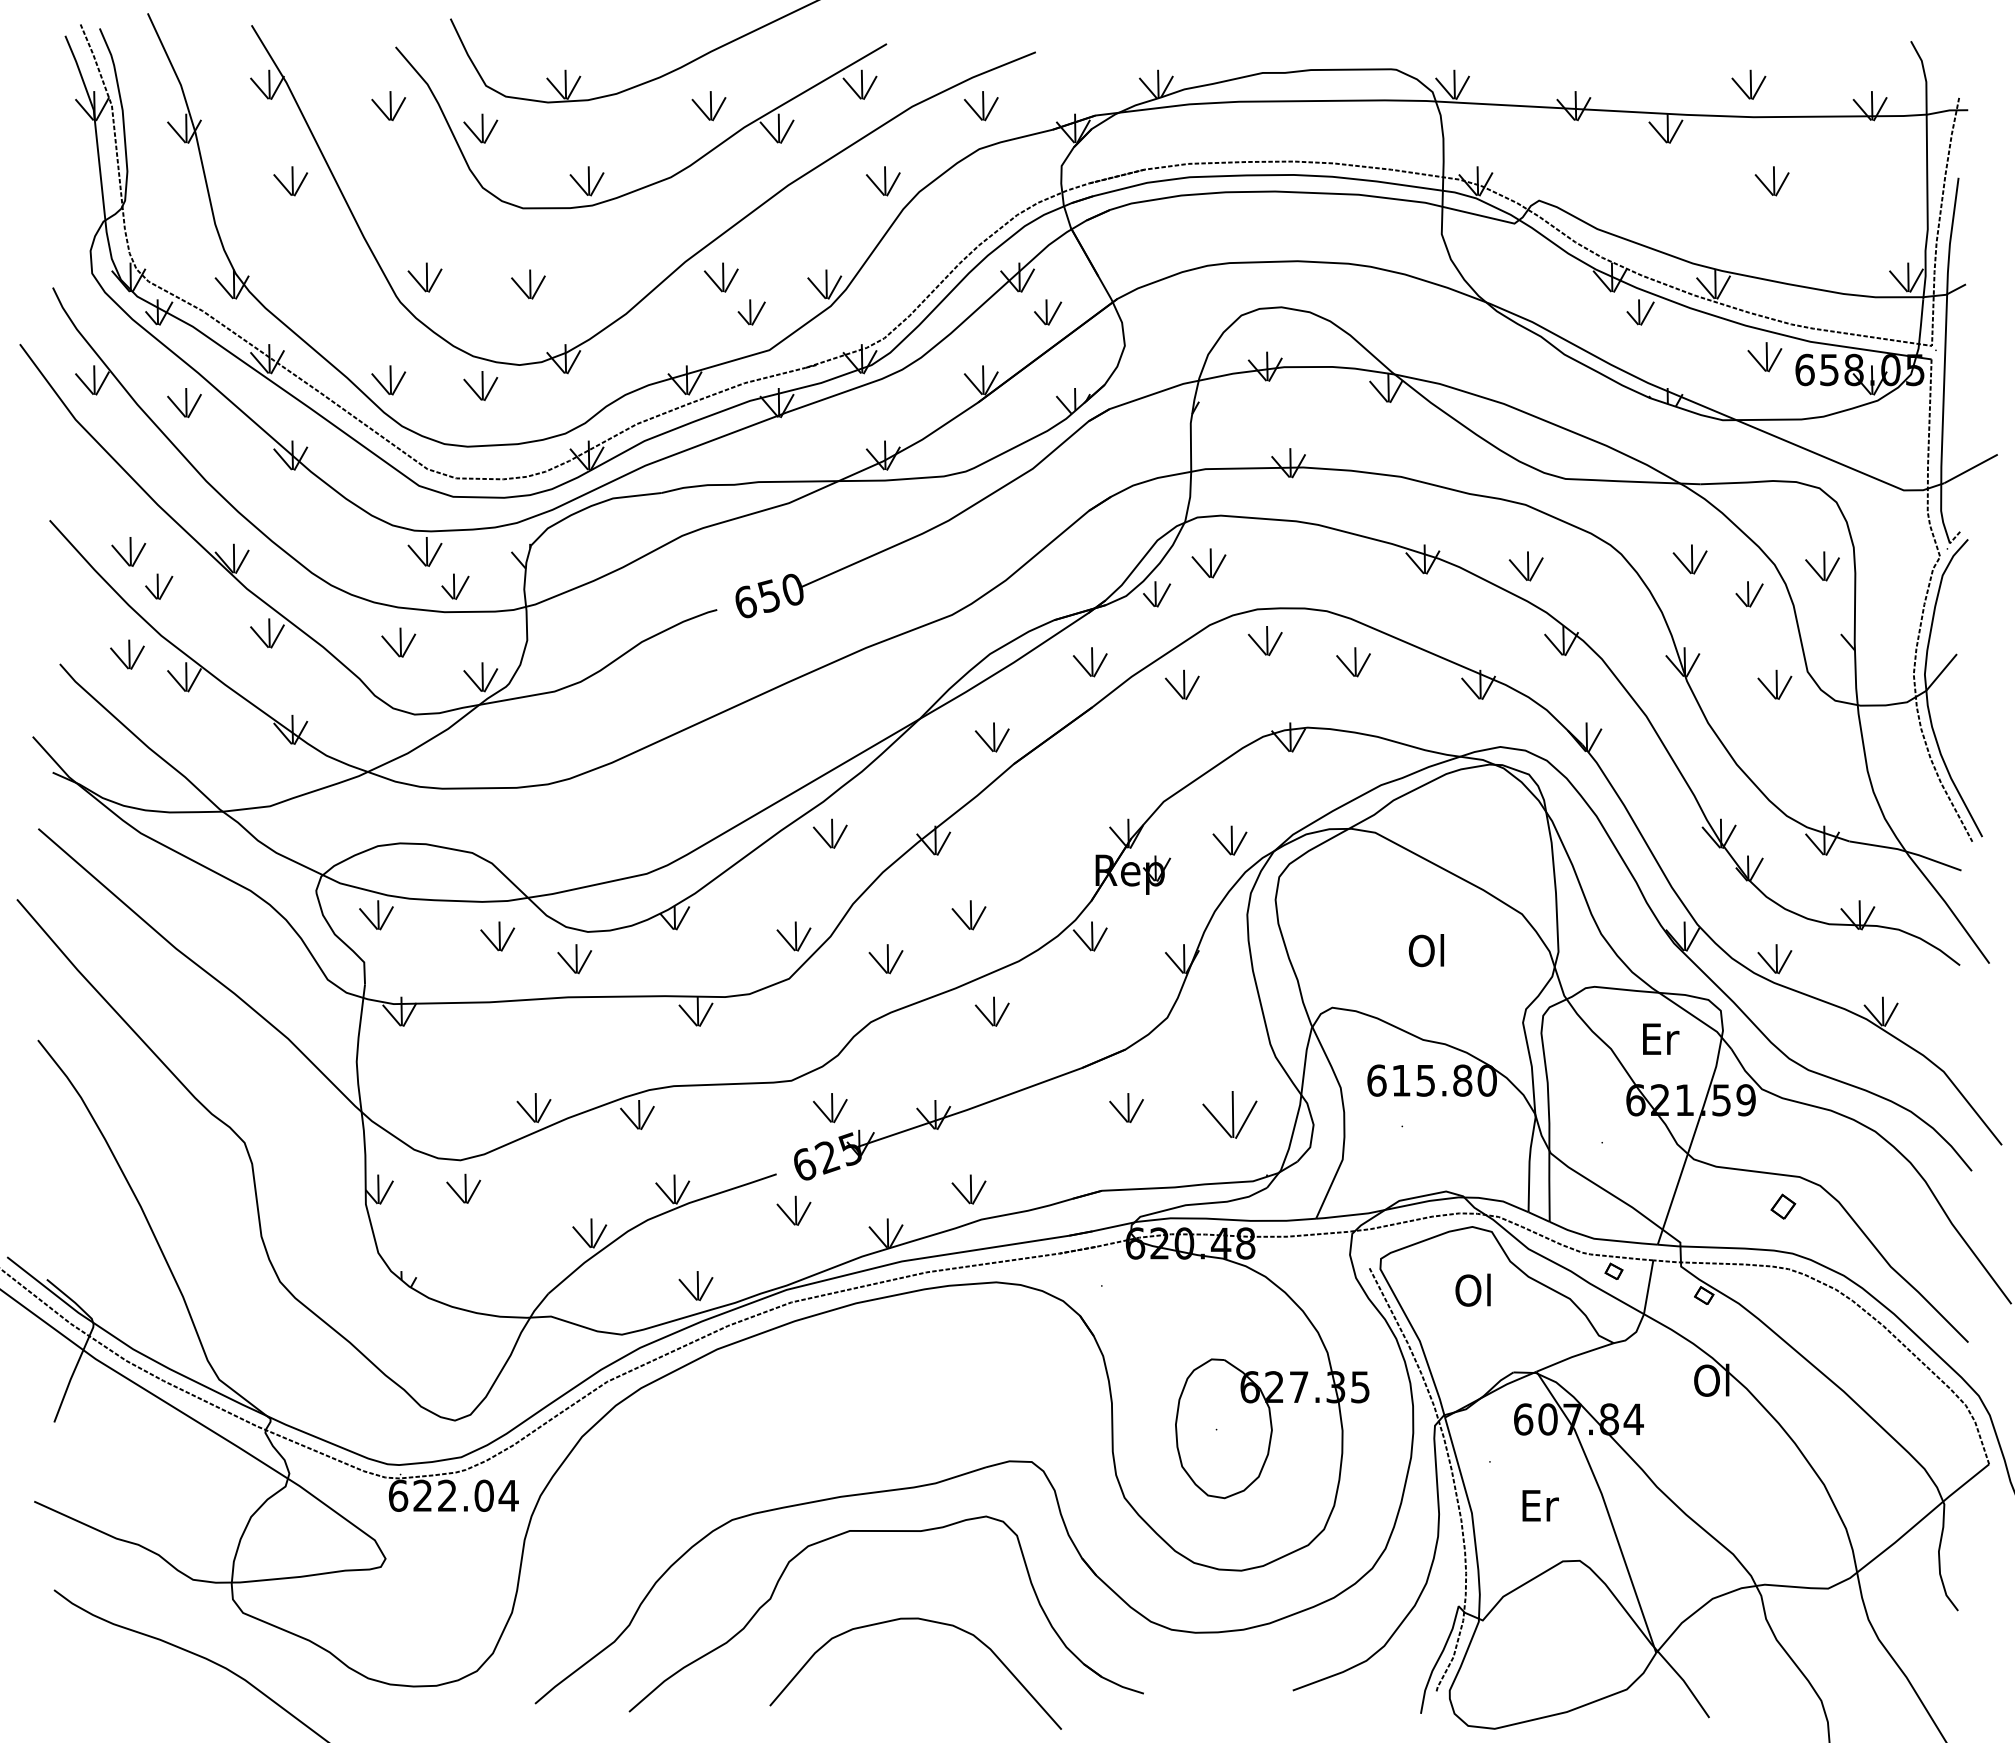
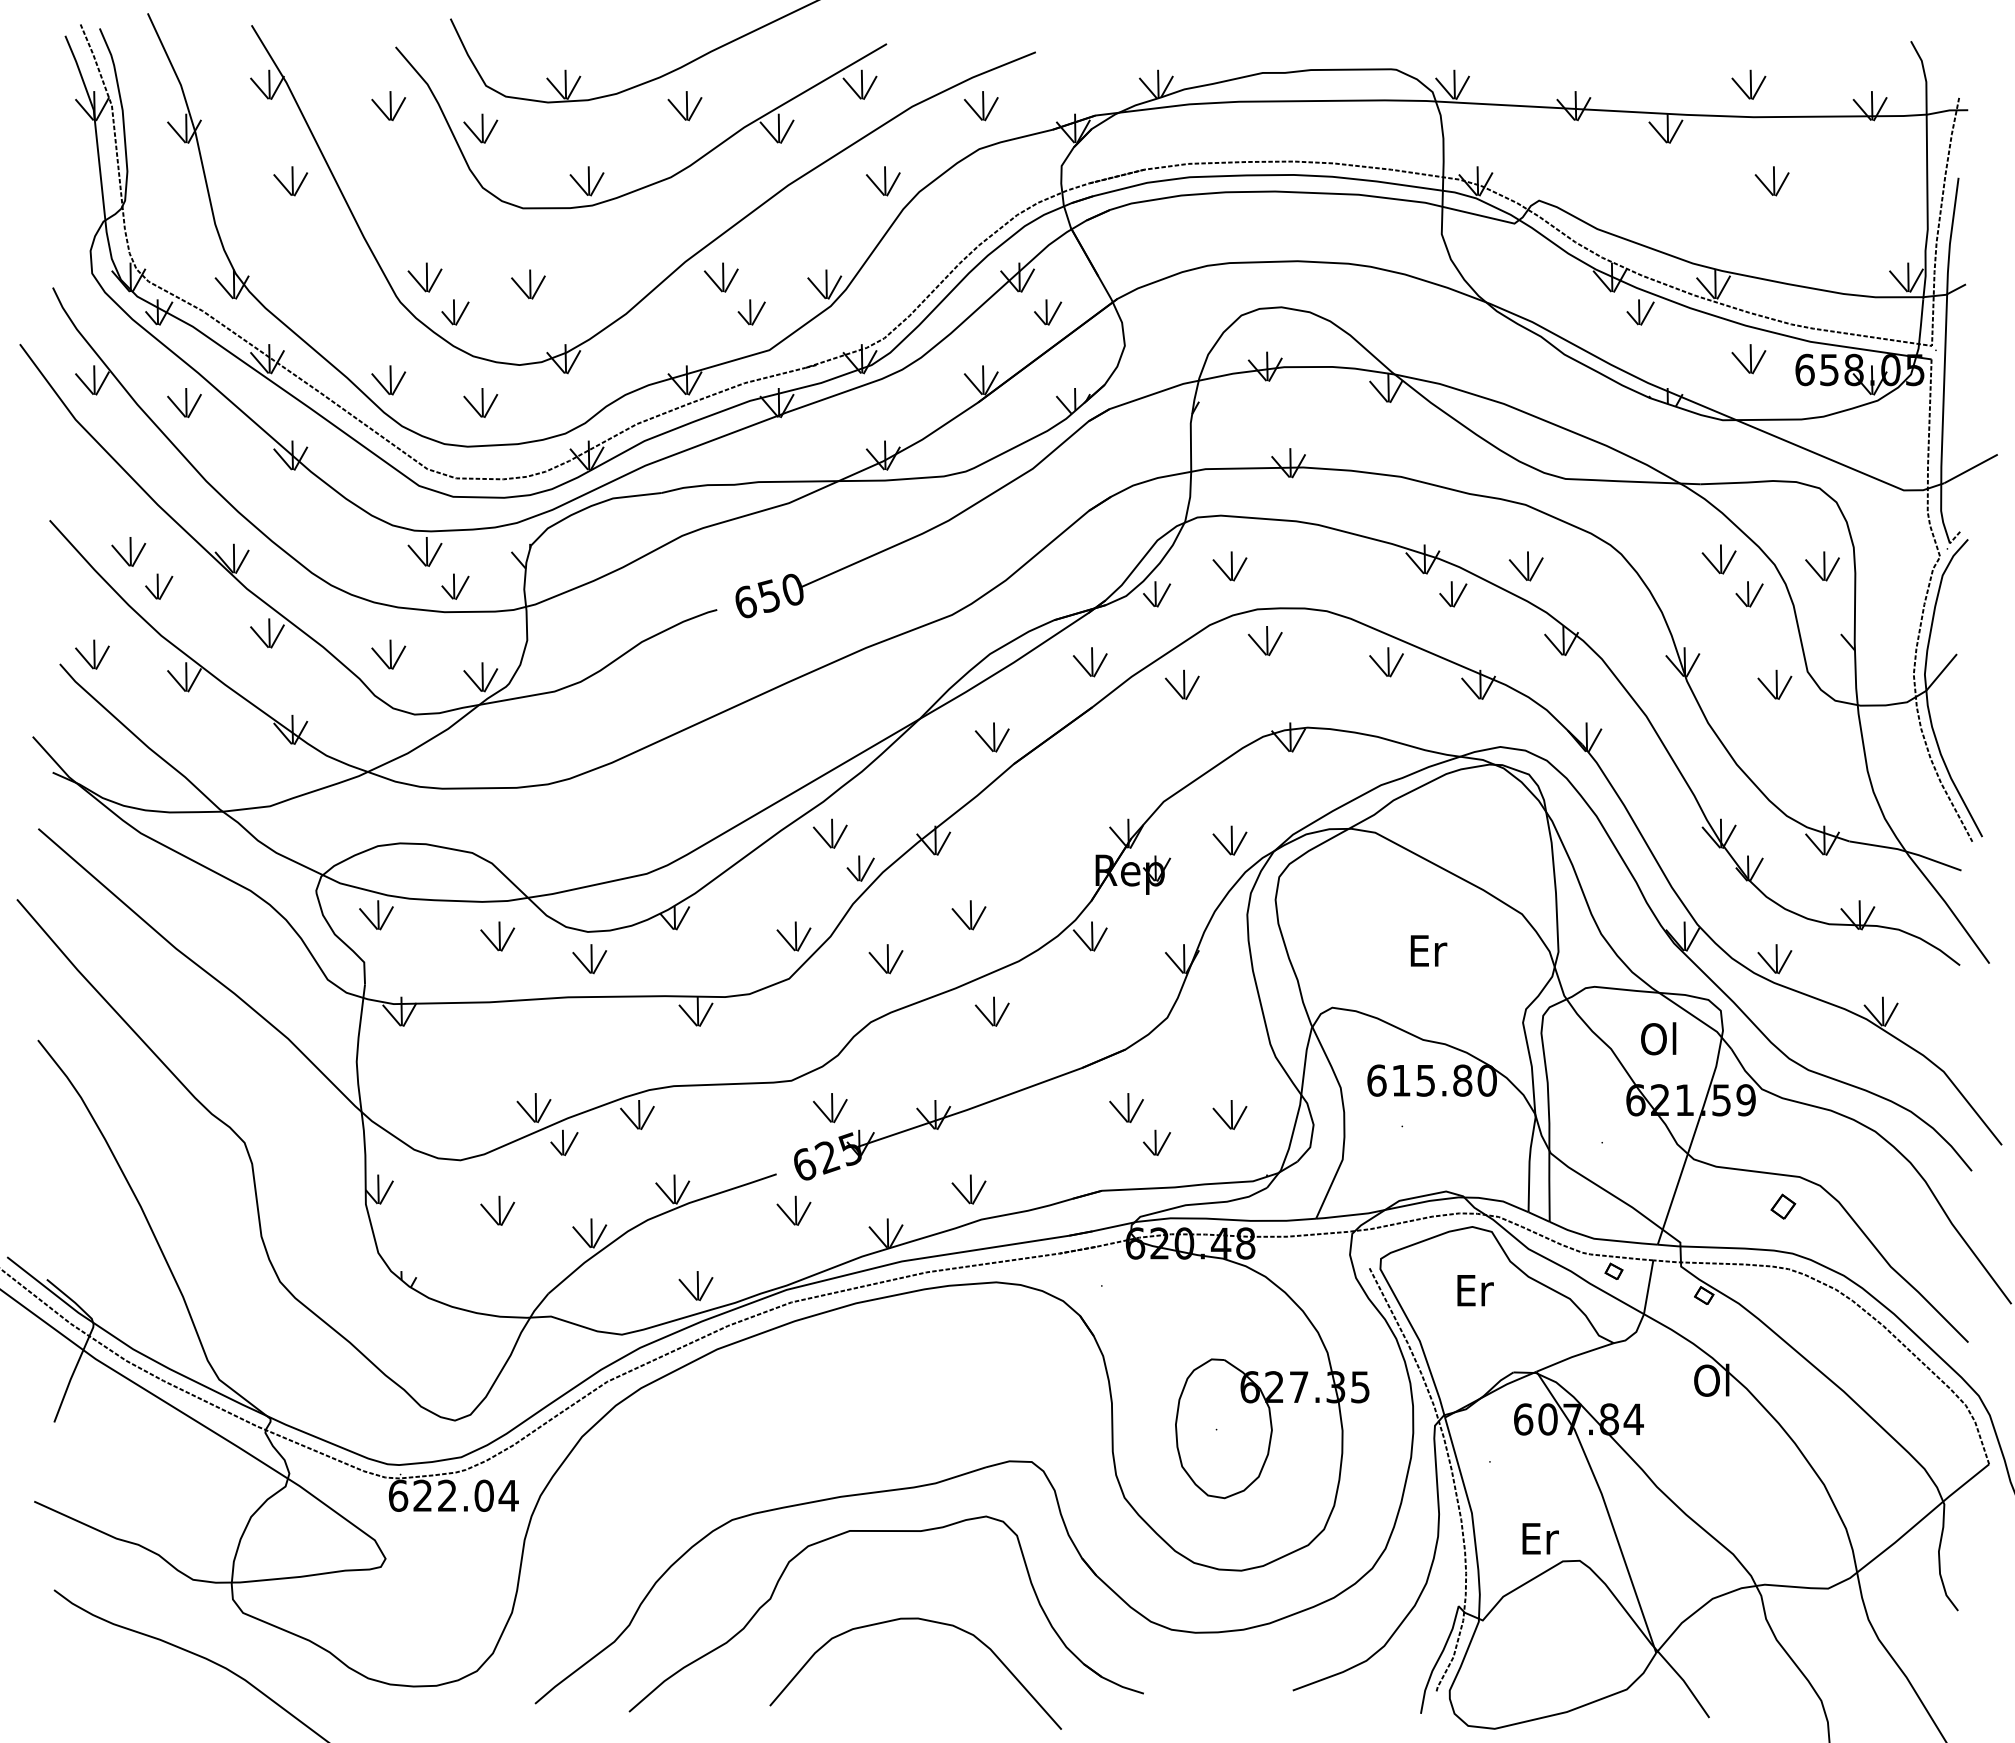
part position: (708, 106) -> (684, 106) (684, 106)
part: none -> present (455, 312)
part position: (1764, 357) -> (1748, 359) (1748, 359)
part position: (480, 385) -> (480, 402) (480, 402)
part position: (1689, 559) -> (1718, 559) (1718, 559)
part position: (1208, 563) -> (1229, 566) (1229, 566)
part: none -> present (1453, 594)
part position: (398, 642) -> (388, 654) (388, 654)
part position: (127, 654) -> (92, 654) (92, 654)
part position: (1353, 662) -> (1386, 662) (1386, 662)
part: none -> present (860, 868)
text: Ol -> Er (1427, 950)
part position: (574, 959) -> (589, 959) (589, 959)
text: Er -> Ol (1660, 1038)
part size: 56x48 px -> 36x30 px (1229, 1114)
part: none -> present (564, 1142)
part: none -> present (1156, 1142)
part position: (463, 1188) -> (497, 1210) (497, 1210)
text: Ol -> Er (1474, 1289)
text position: (1540, 1505) -> (1540, 1538) (1540, 1538)
